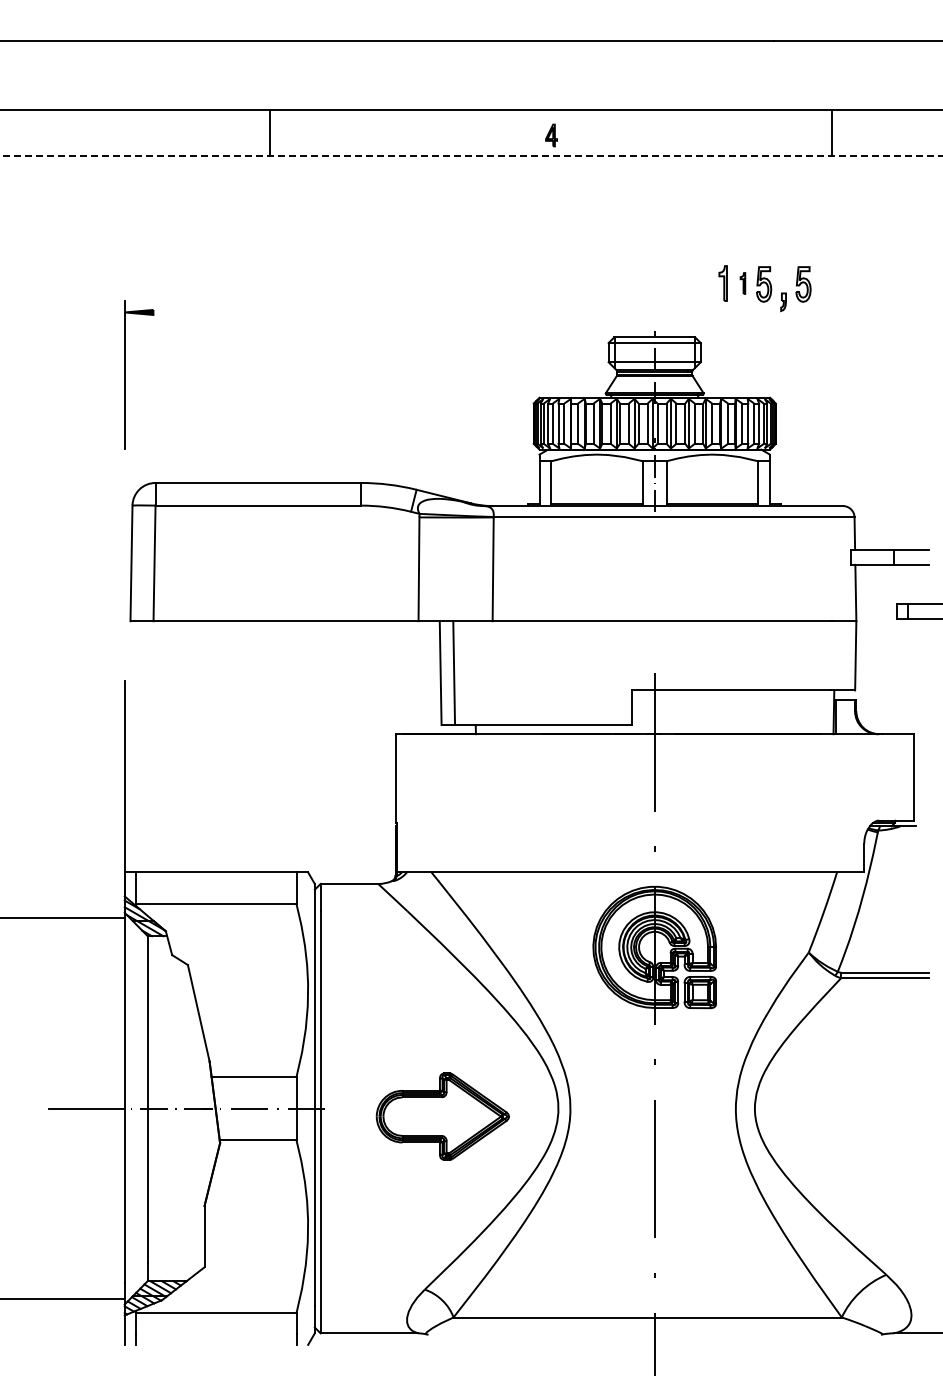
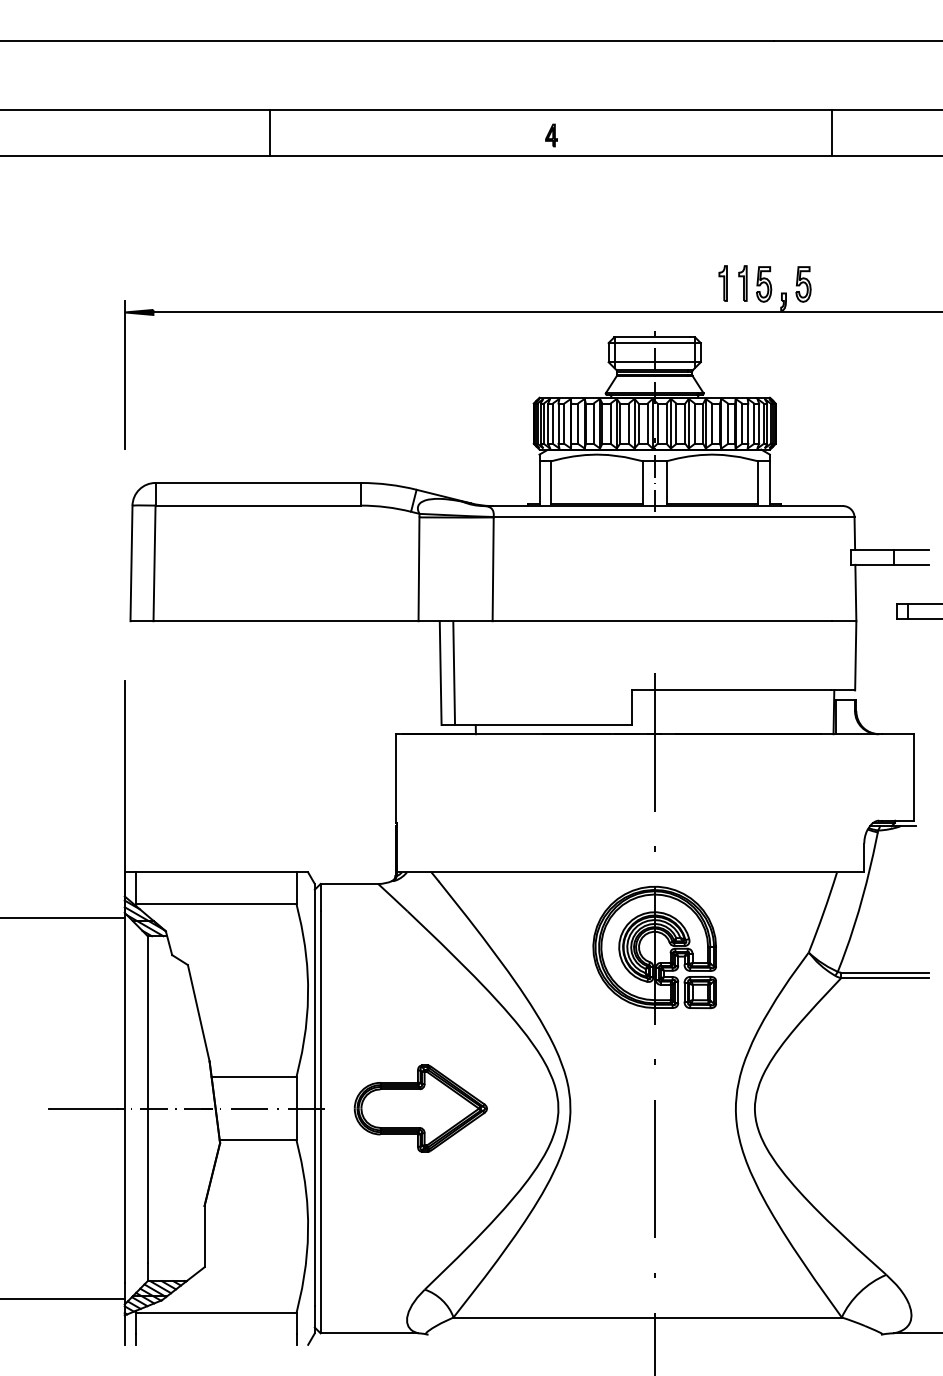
line: dashed -> solid (471, 156)
part size: 8x23 px -> 10x37 px (742, 283)
line: none -> present (546, 312)
part position: (442, 1116) -> (420, 1108) (420, 1108)
